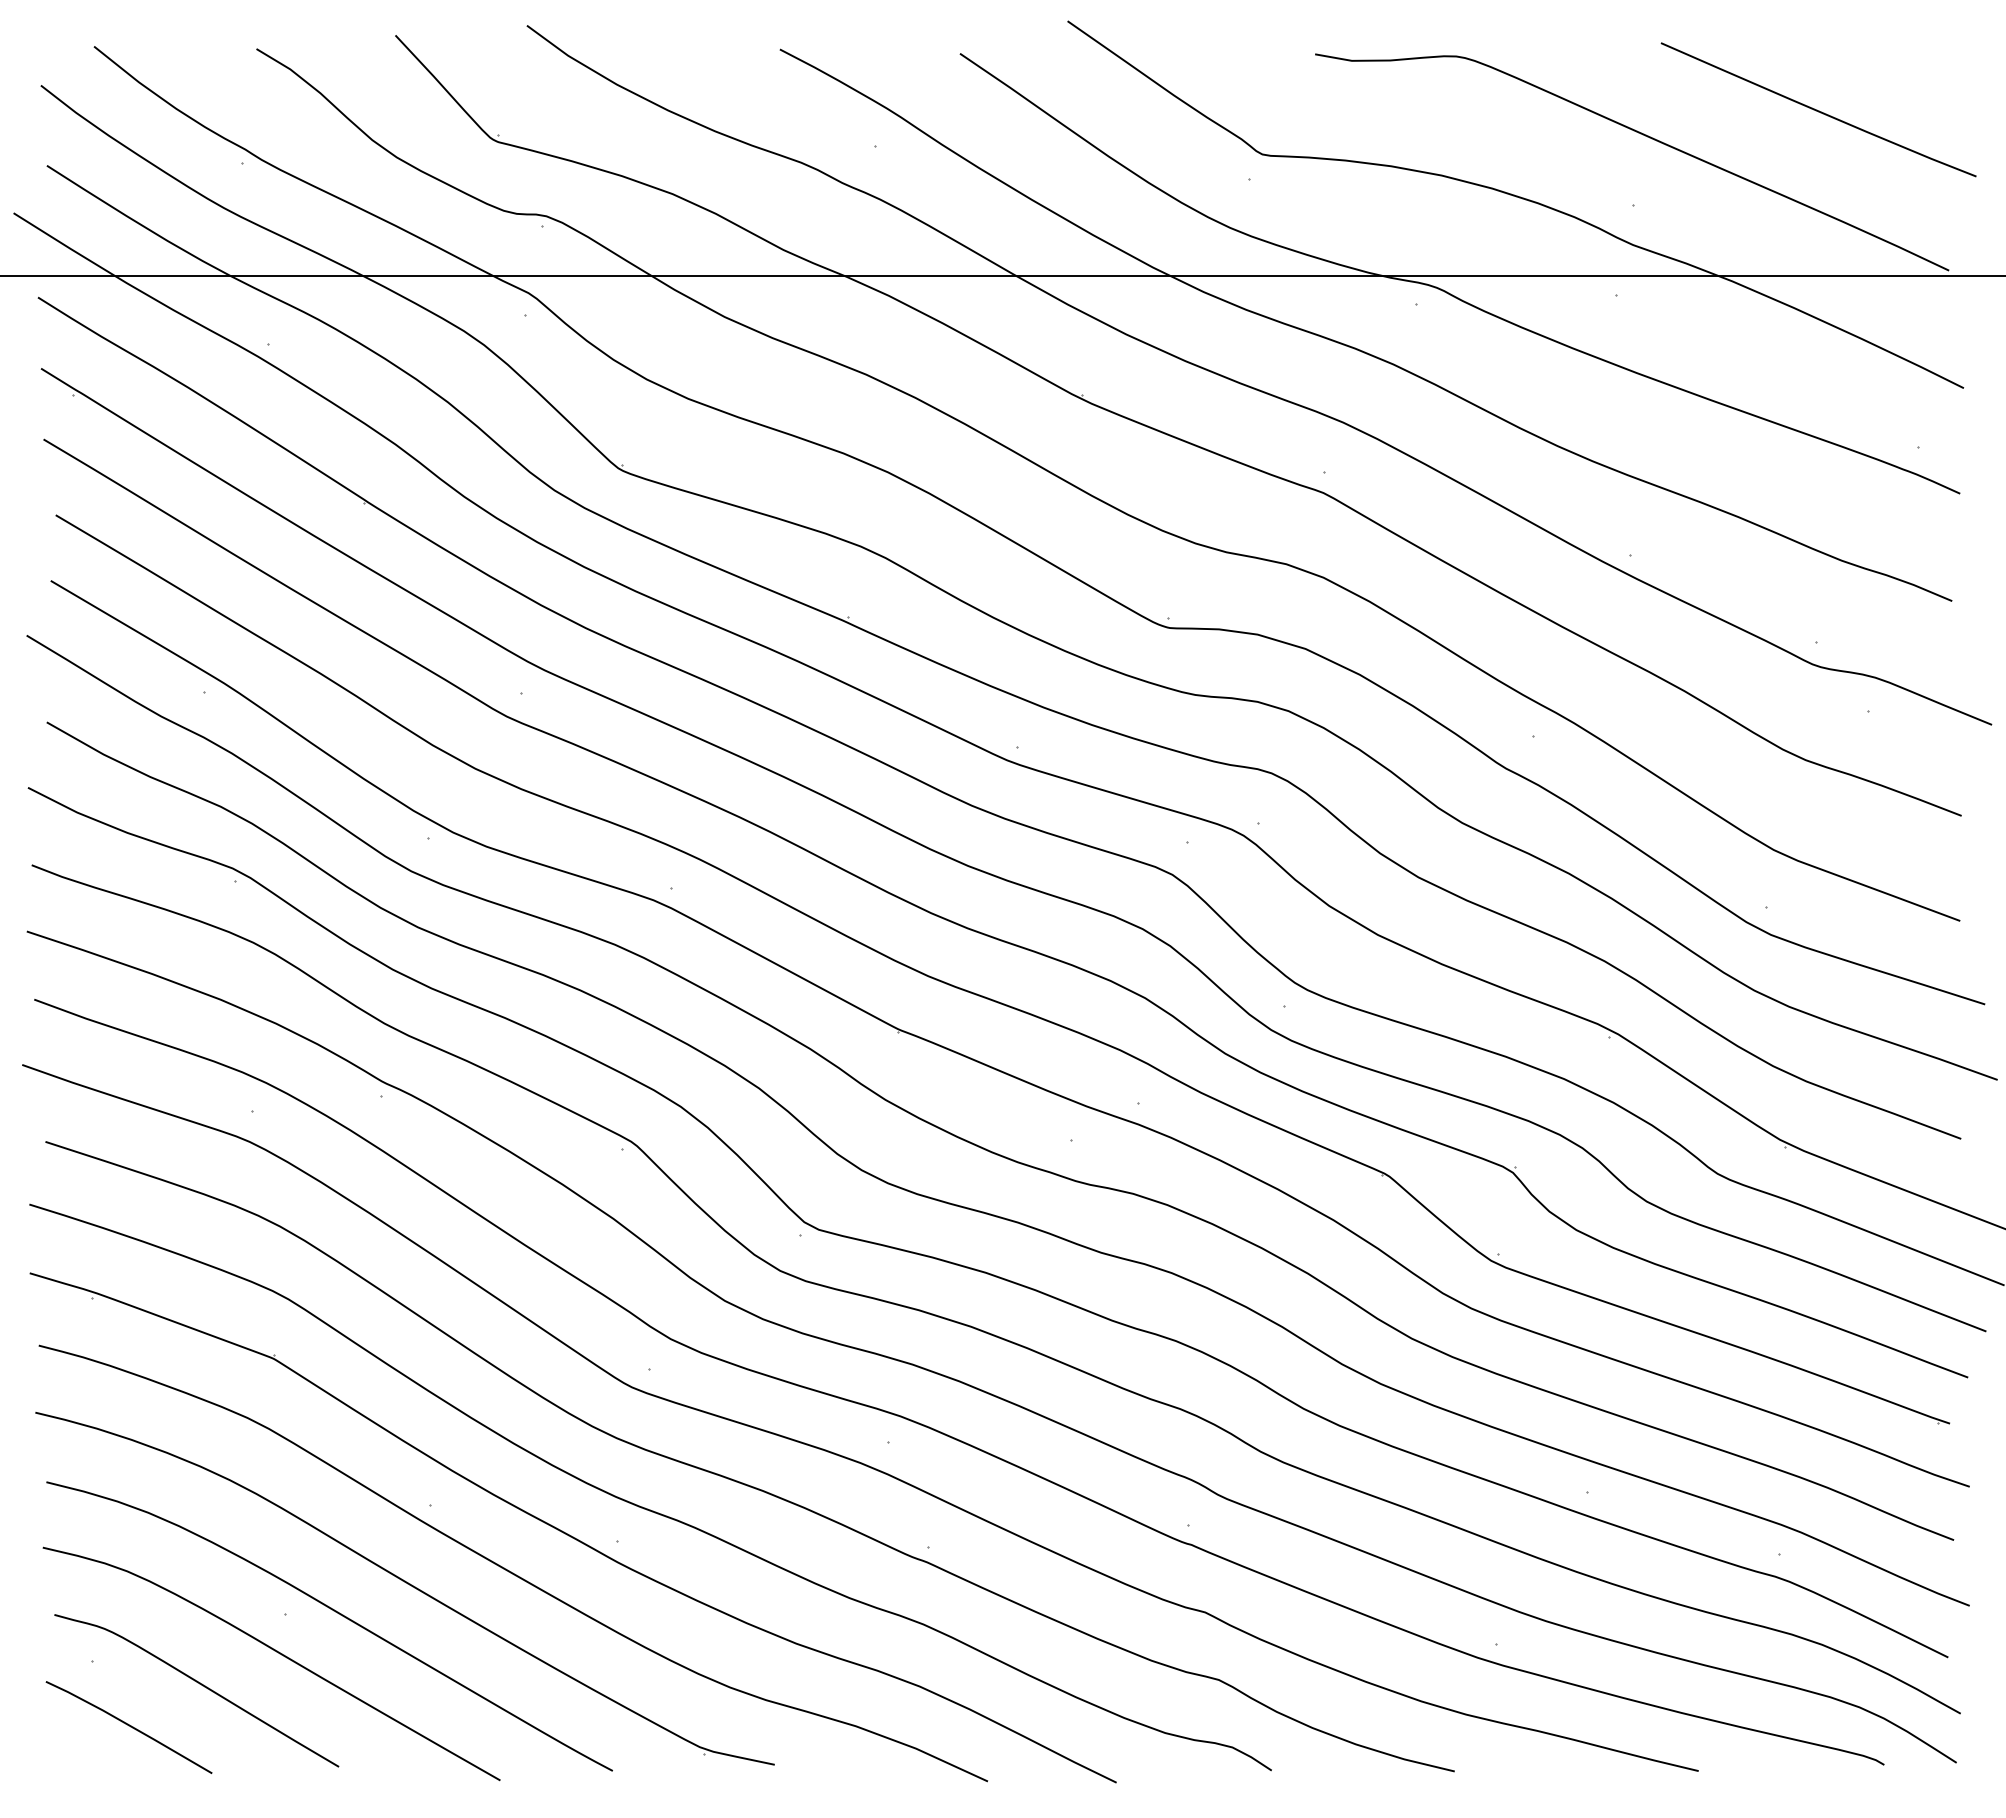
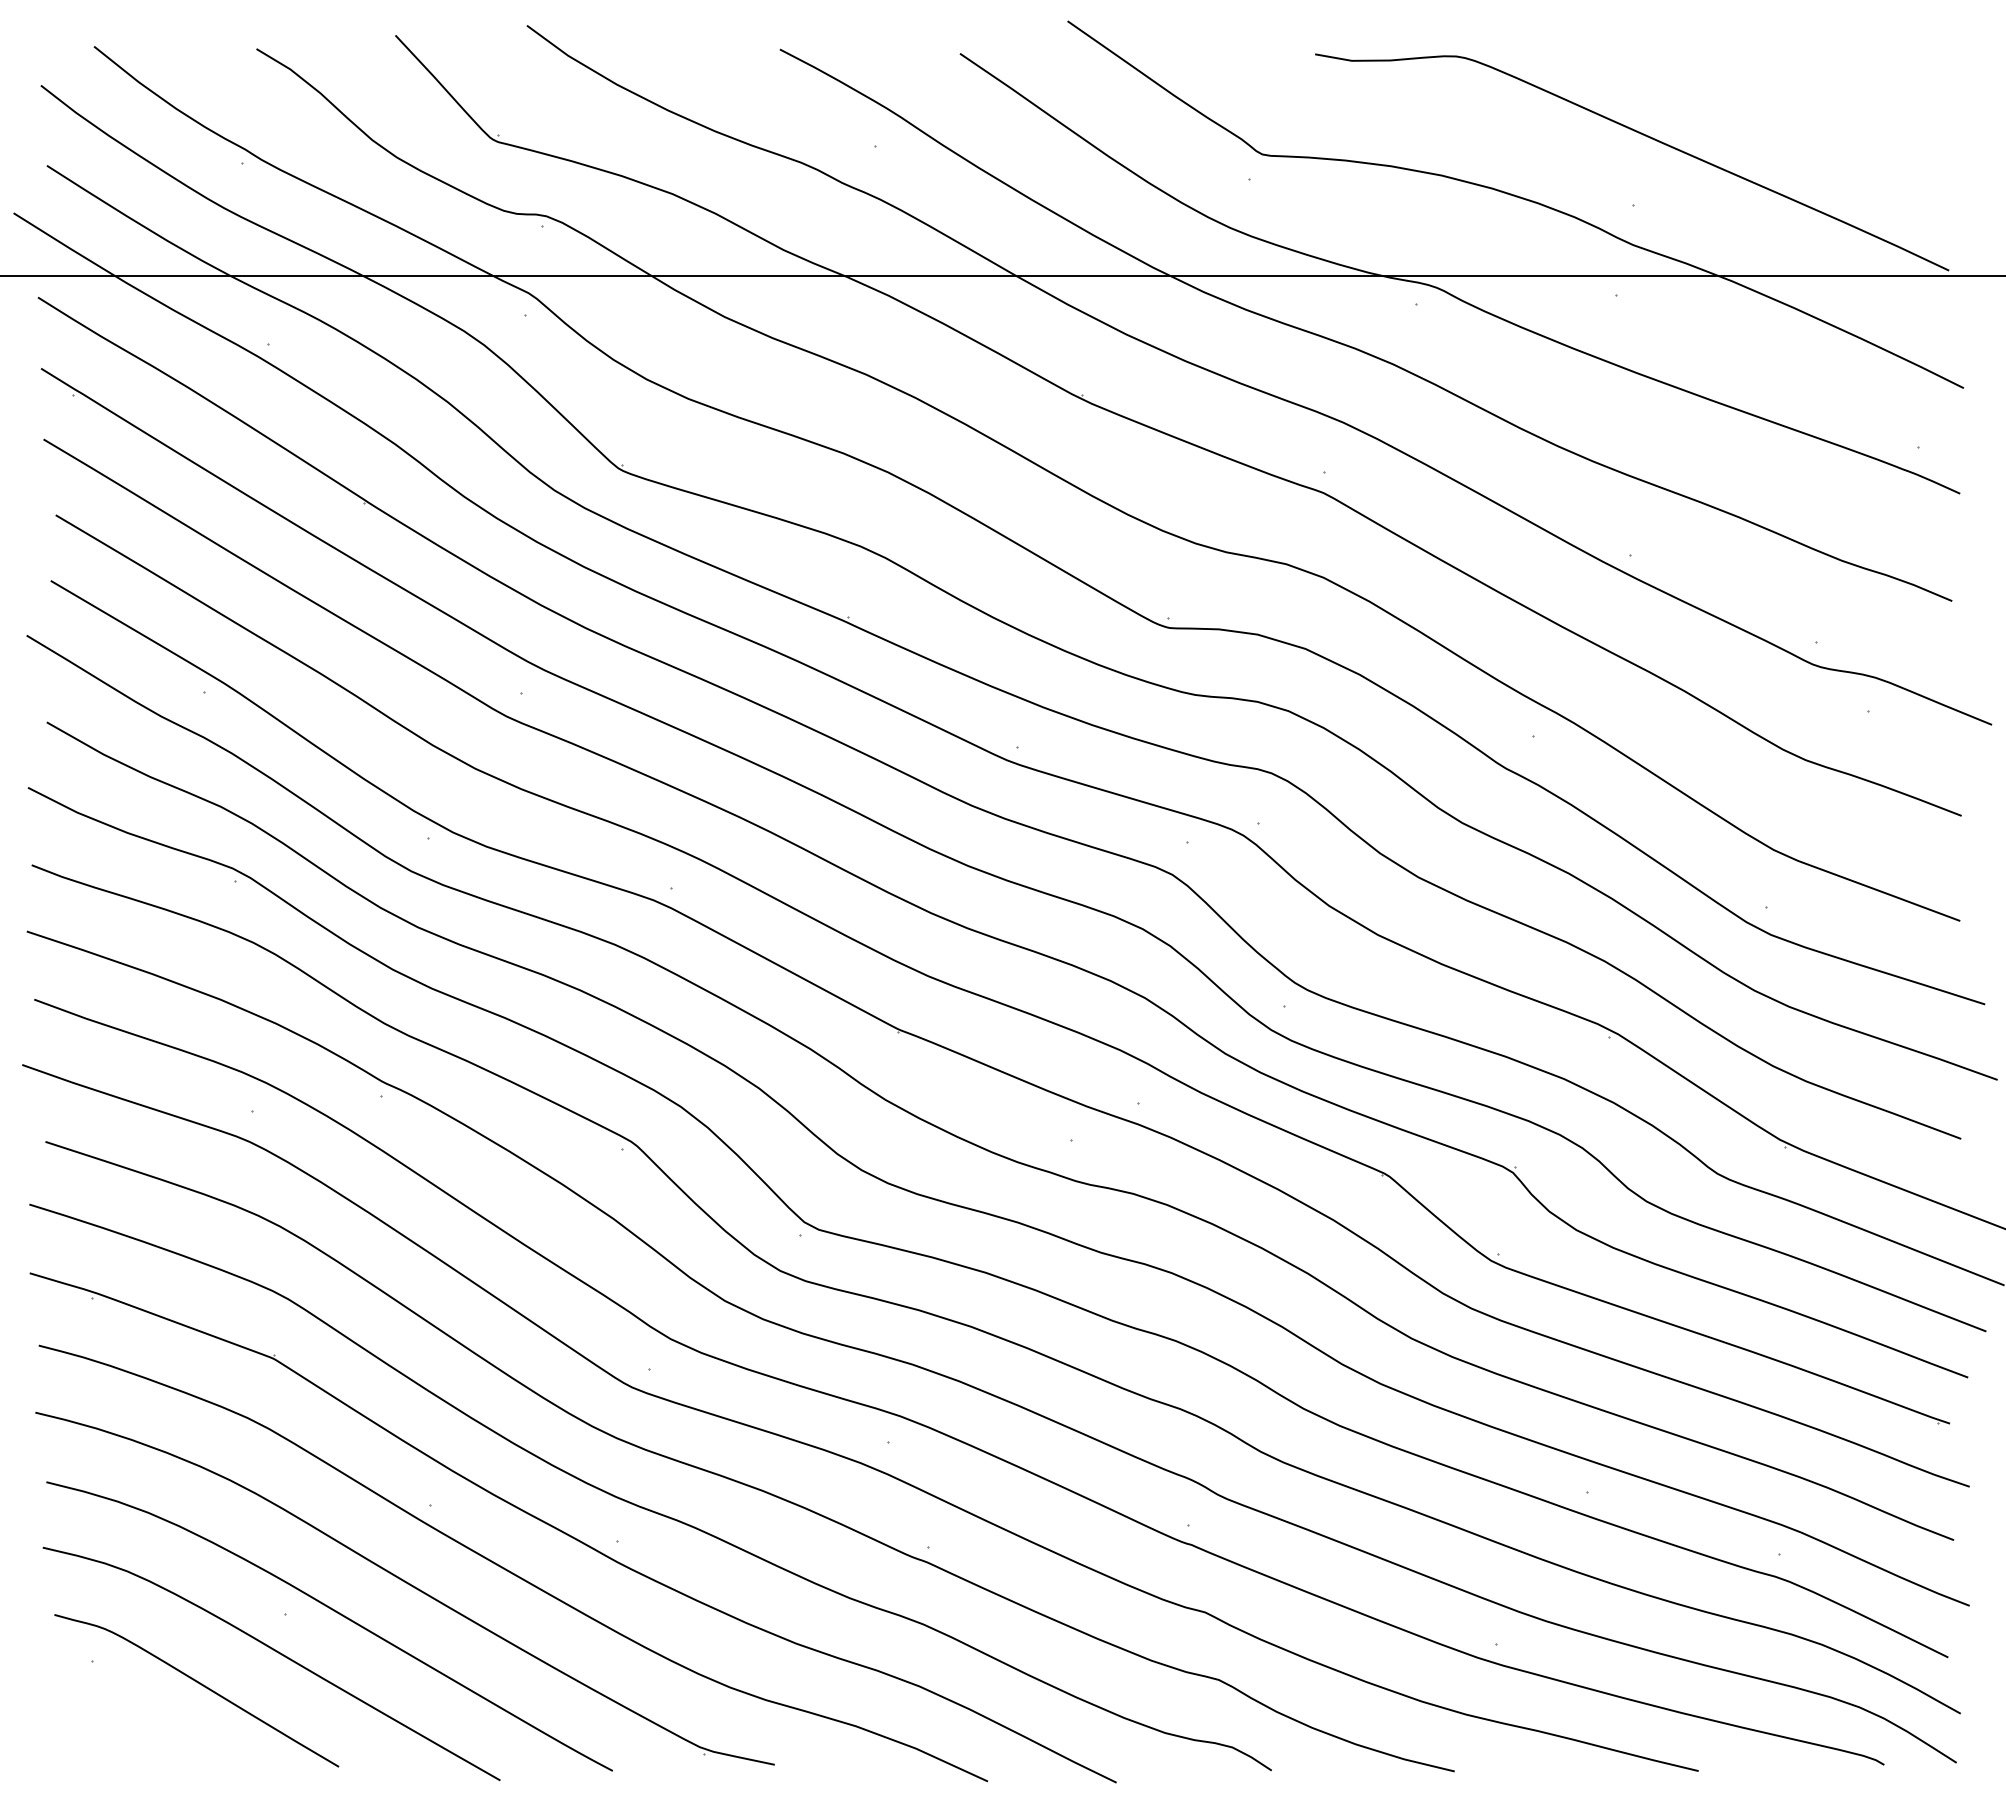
curve: present -> none (1817, 109)
line: present -> none (128, 1726)
